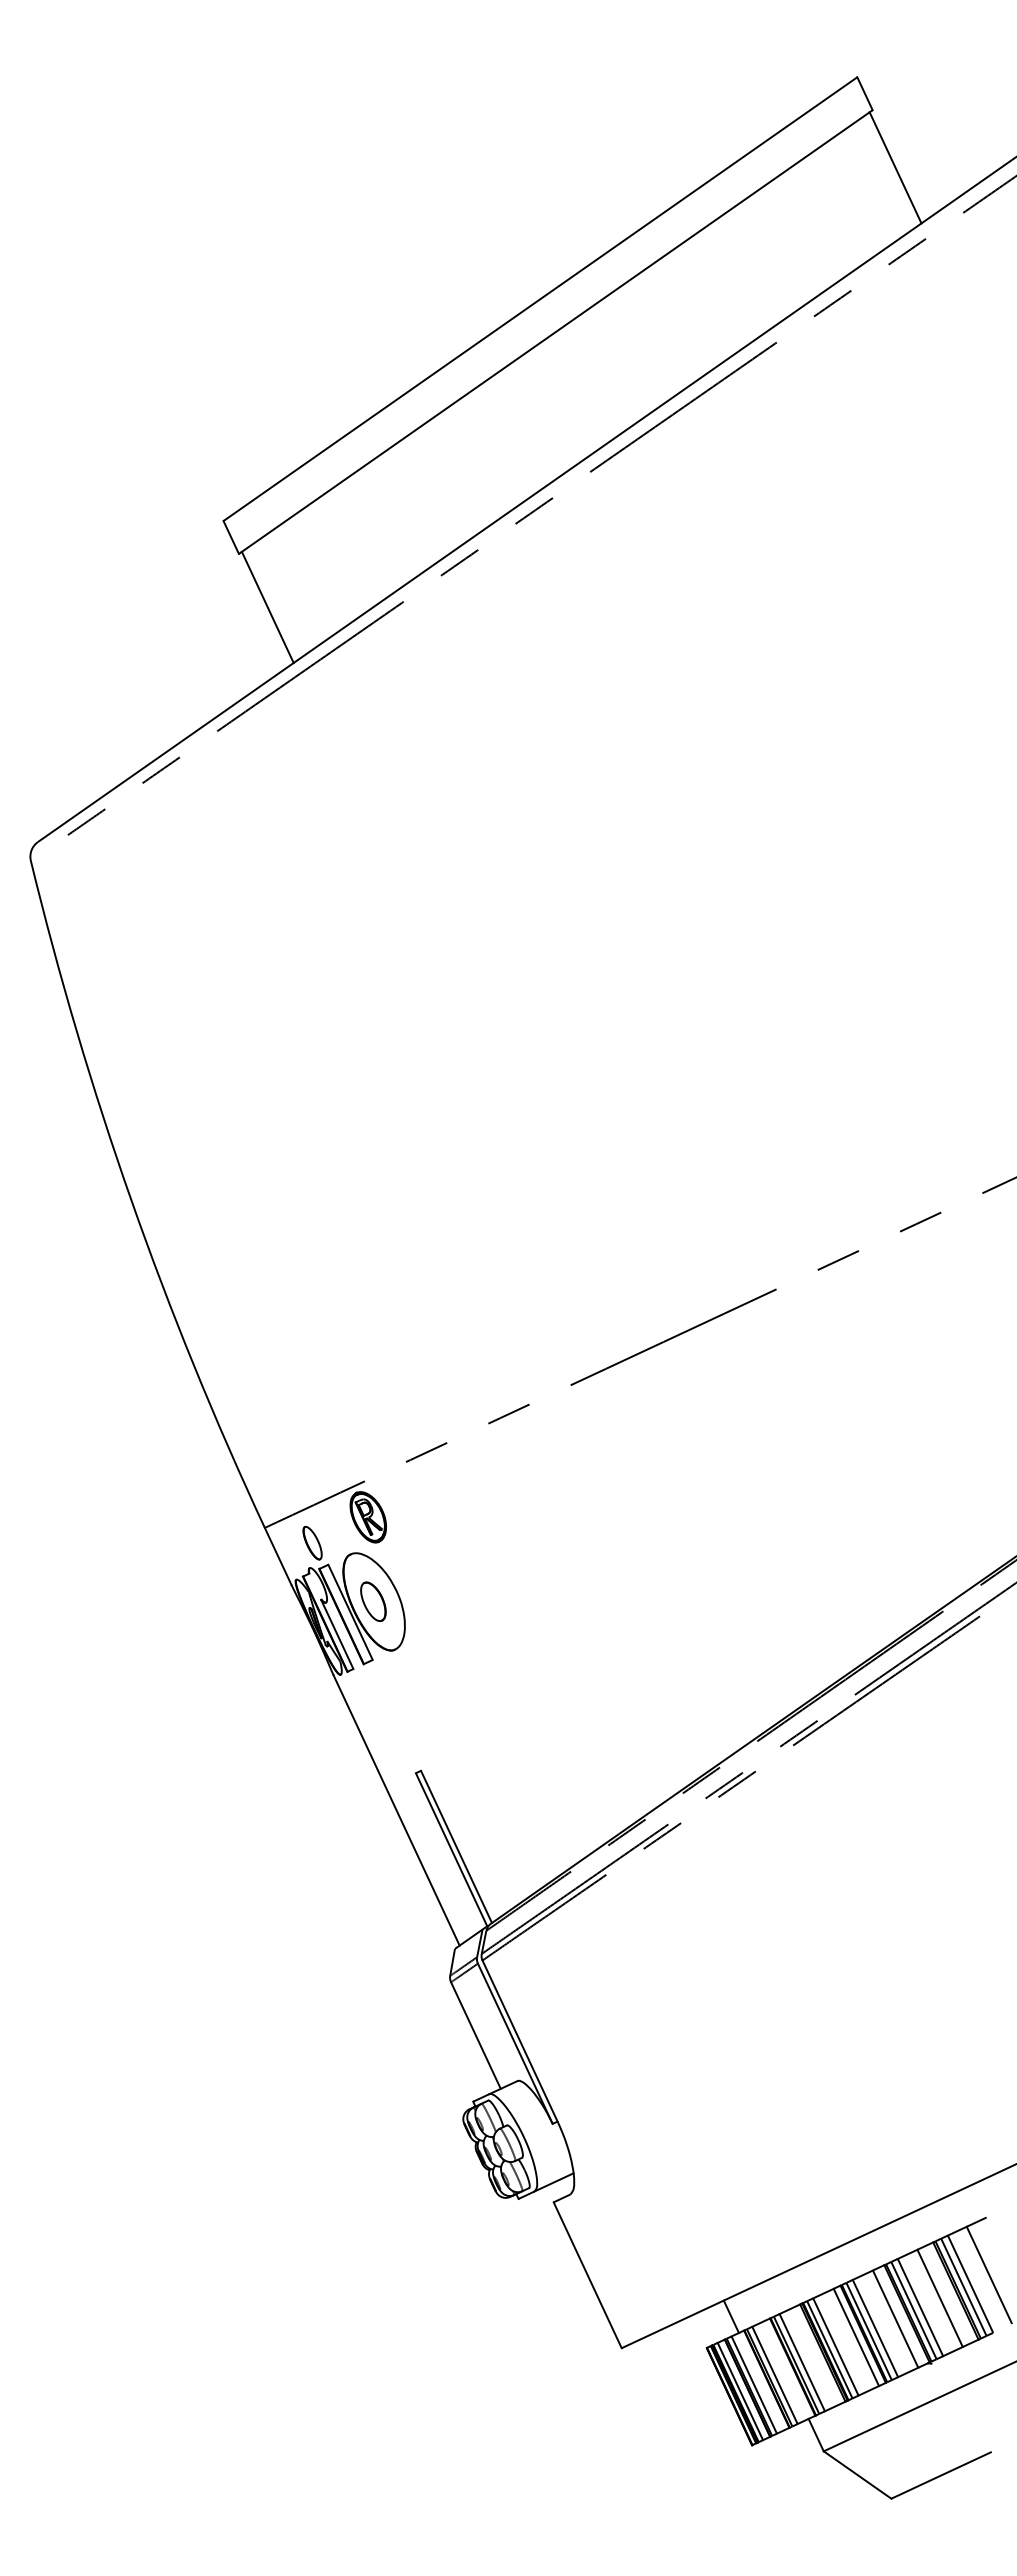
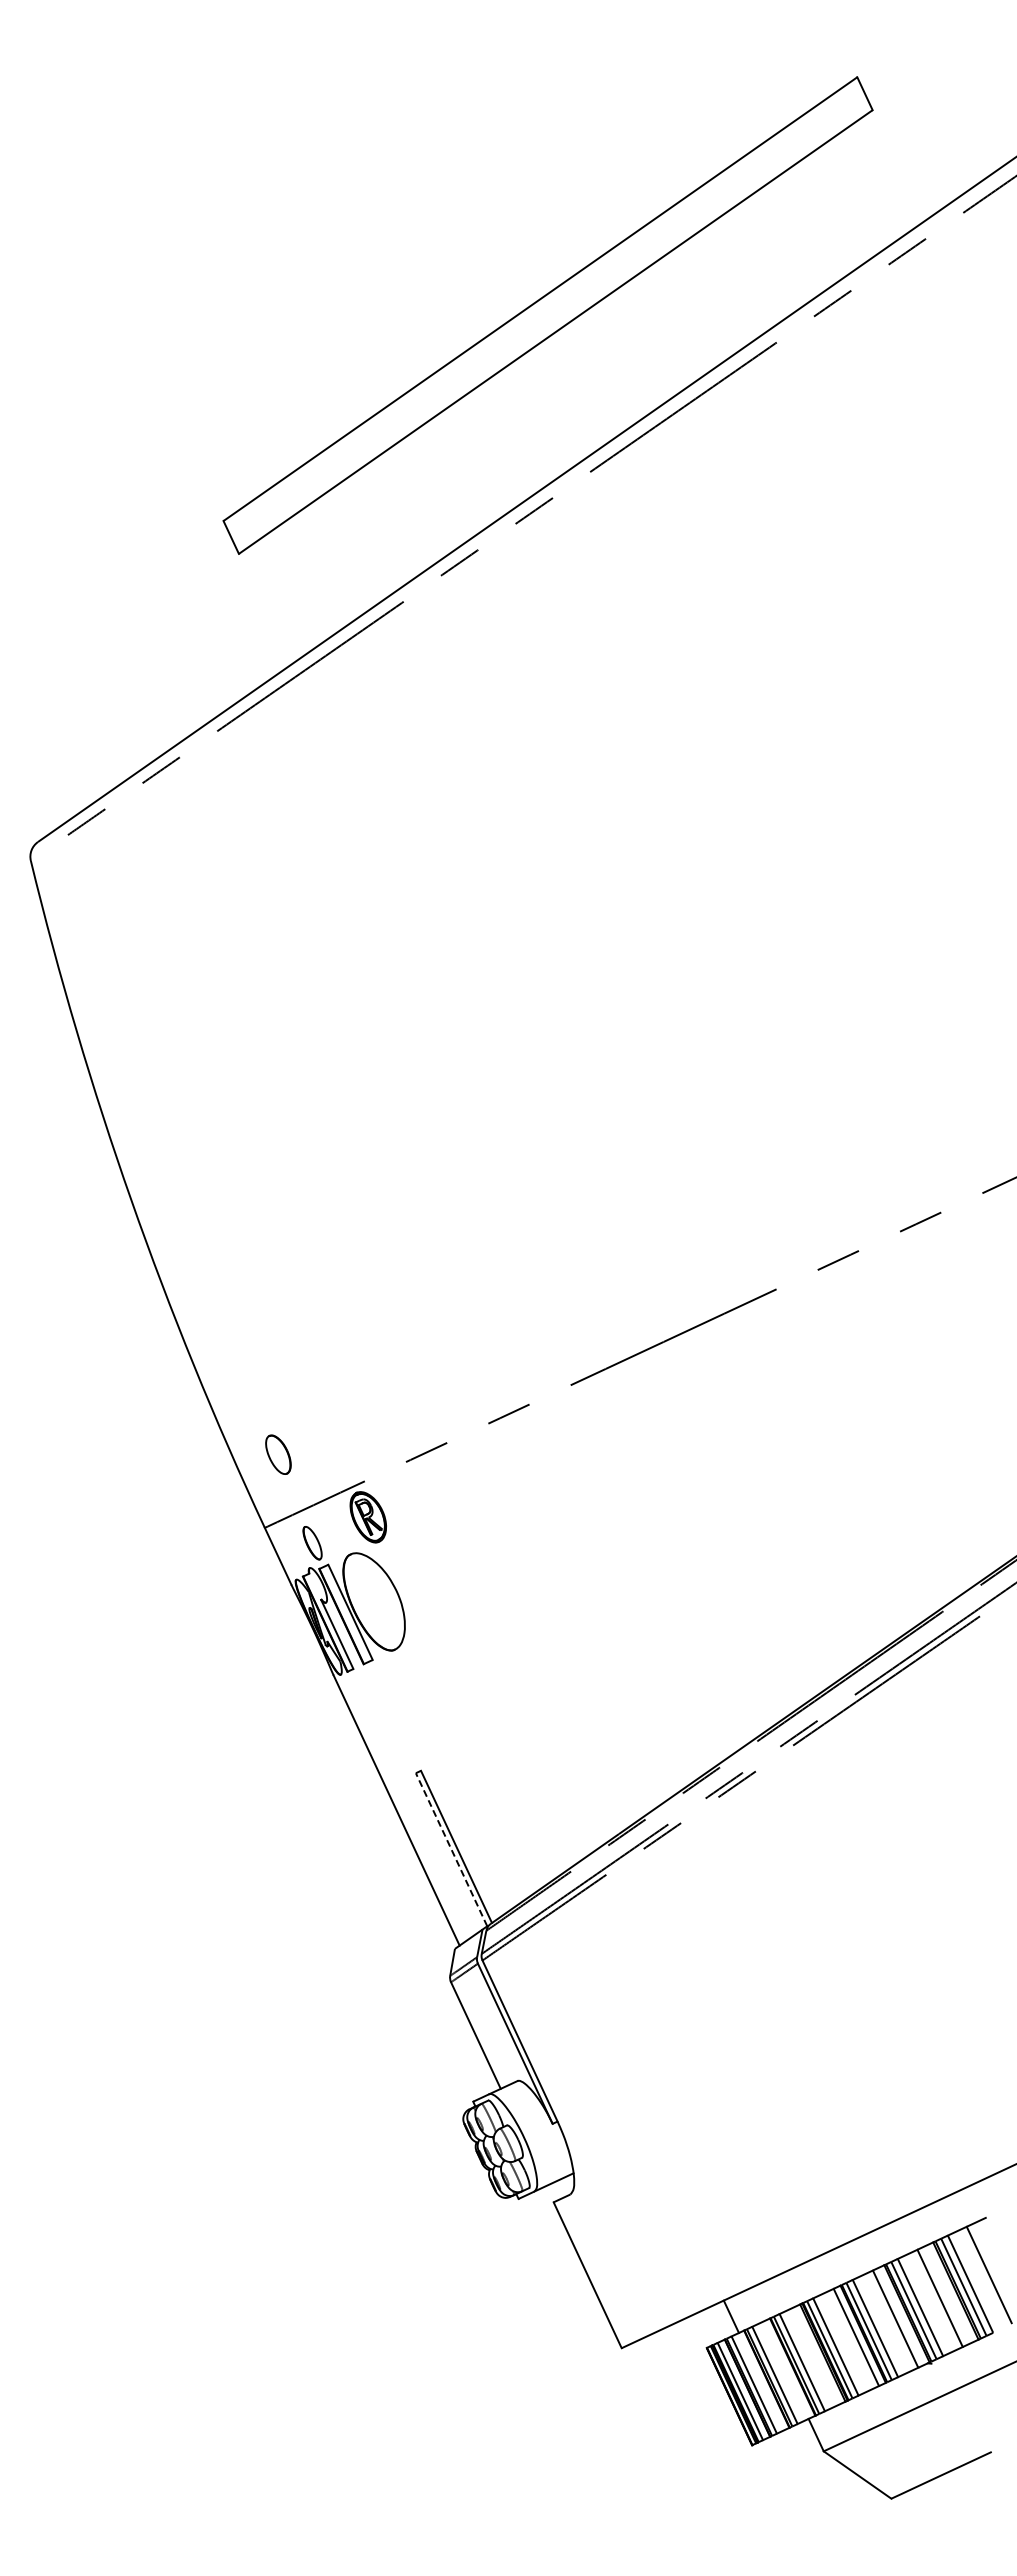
line: present -> none (895, 167)
line: present -> none (267, 606)
part position: (373, 1601) -> (278, 1454) (278, 1454)
line: solid -> dashed (451, 1849)
